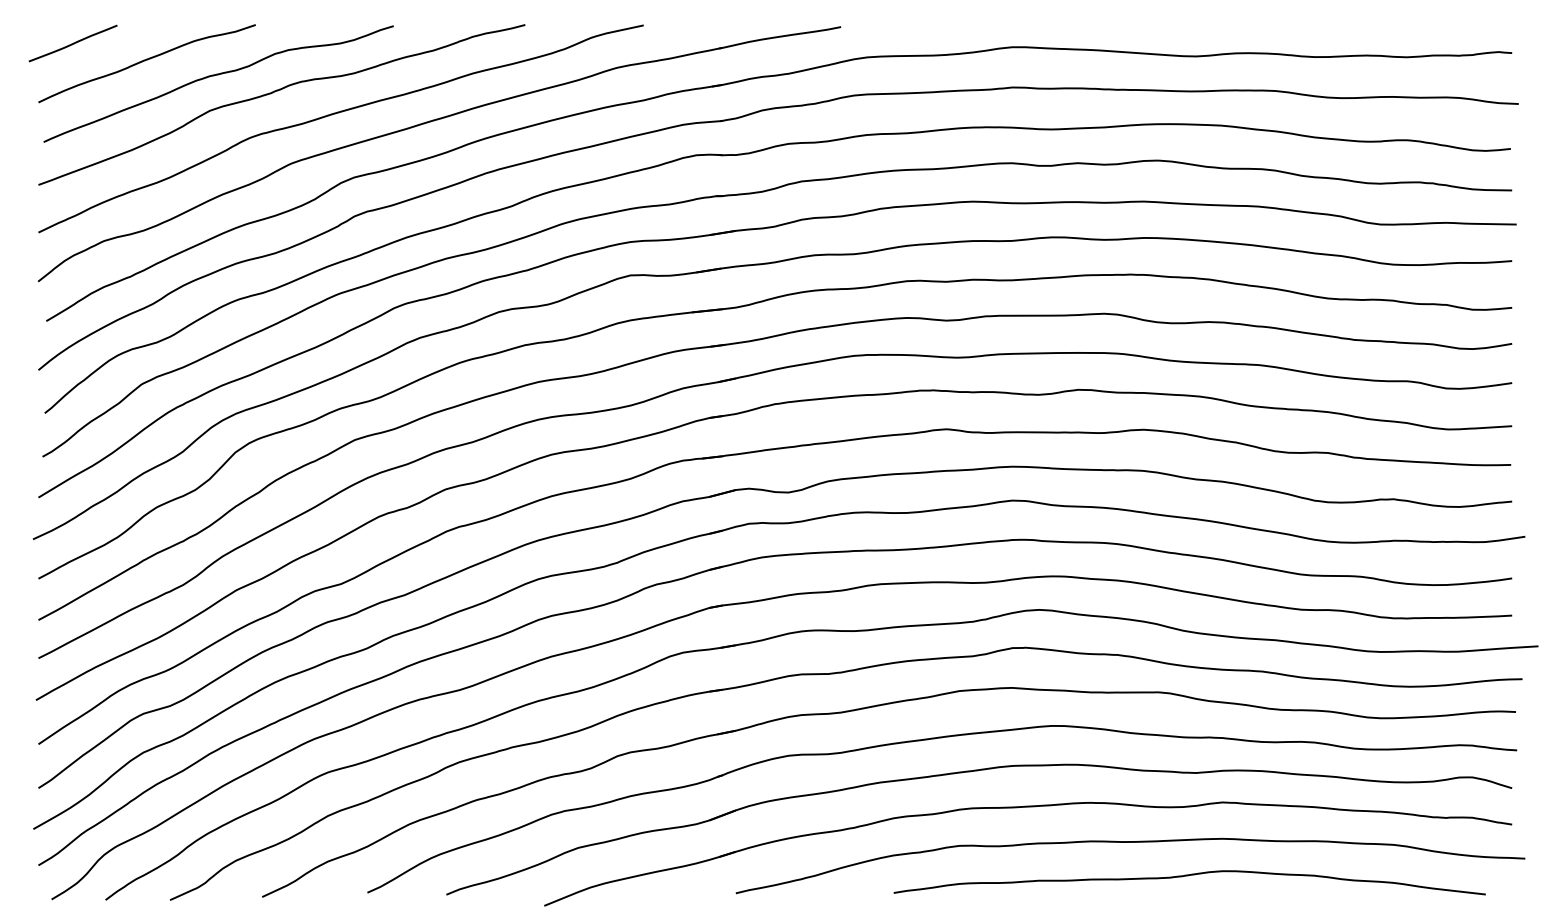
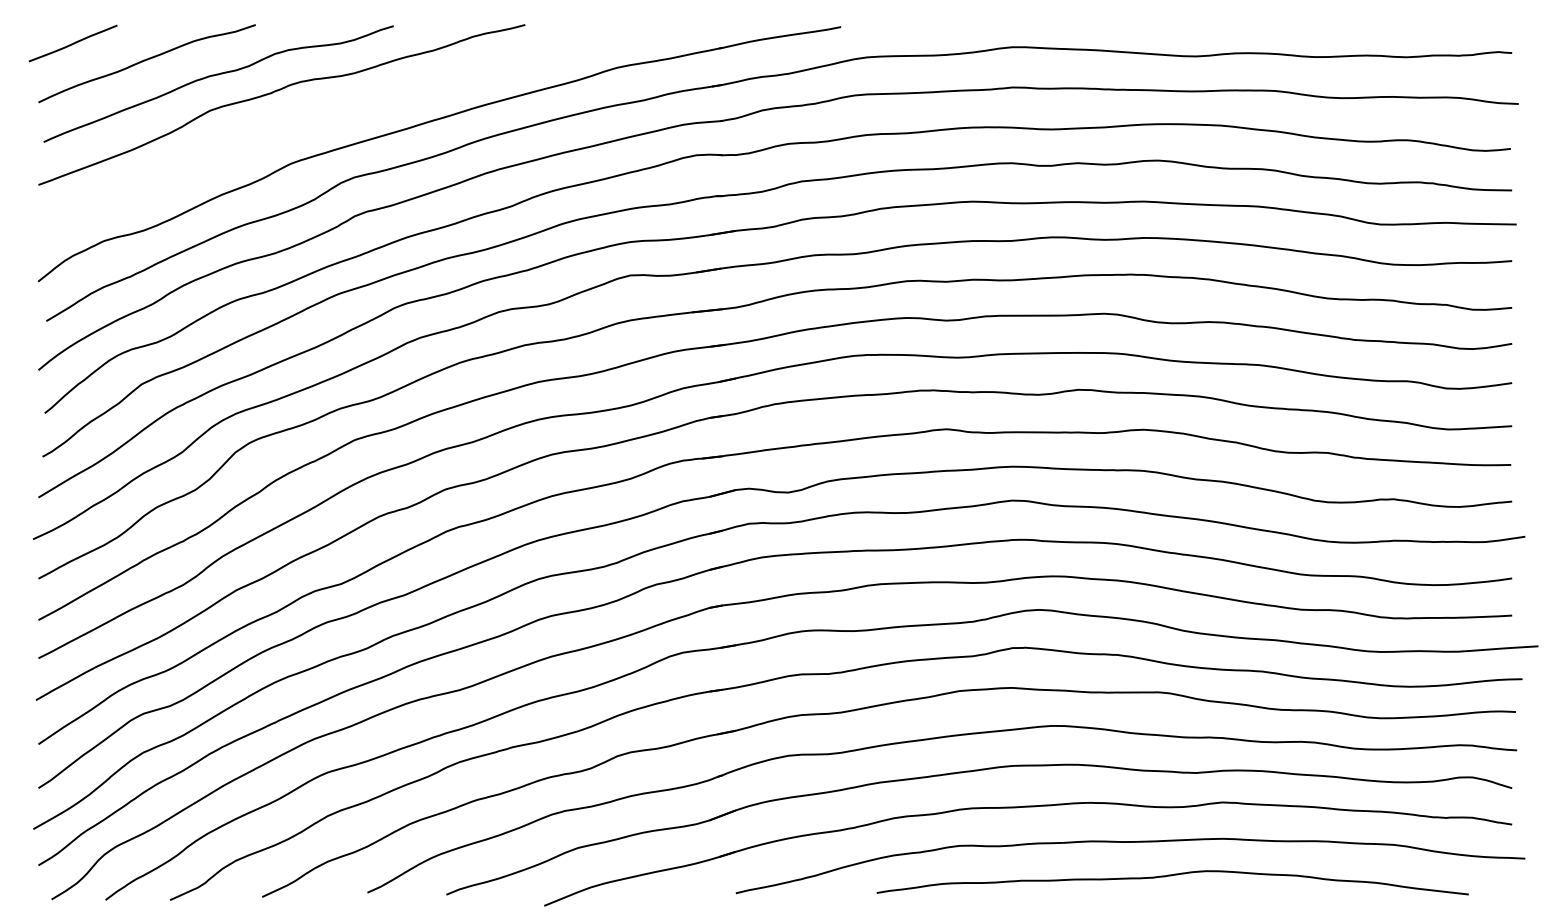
curve: present -> none (335, 114)
curve position: (1188, 876) -> (1171, 876) (1171, 876)
